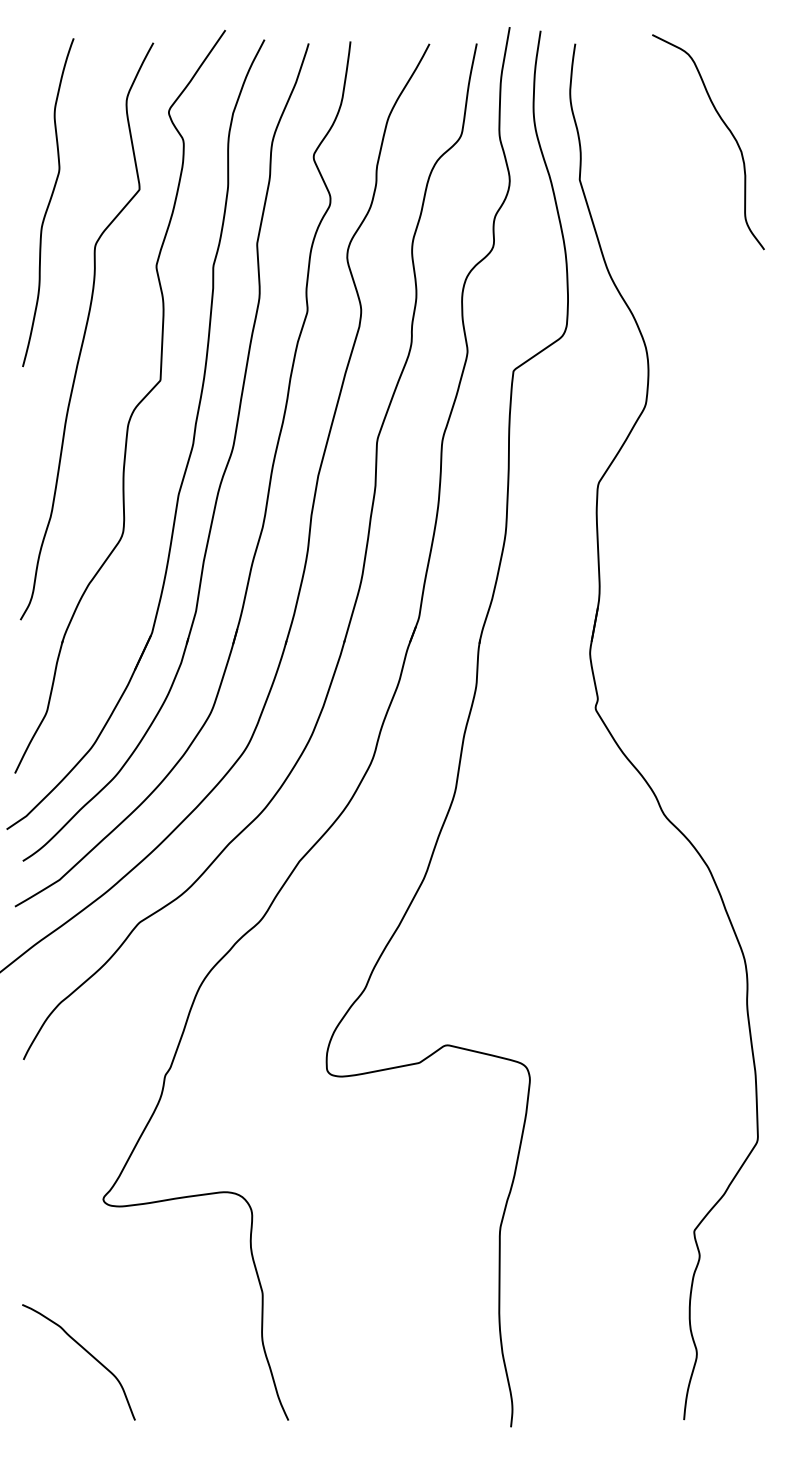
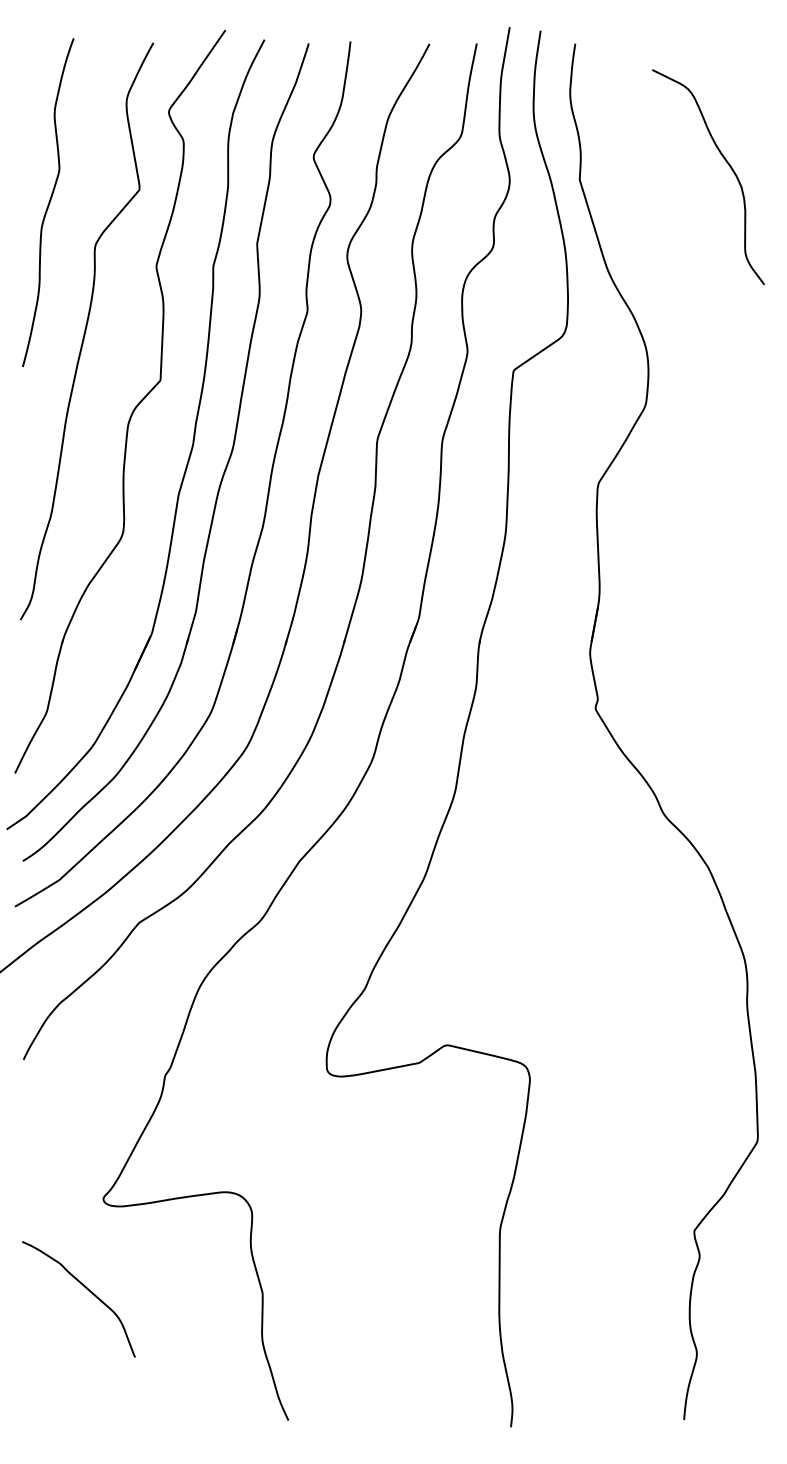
curve position: (727, 129) -> (727, 164) (727, 164)
curve position: (87, 1353) -> (87, 1290) (87, 1290)
